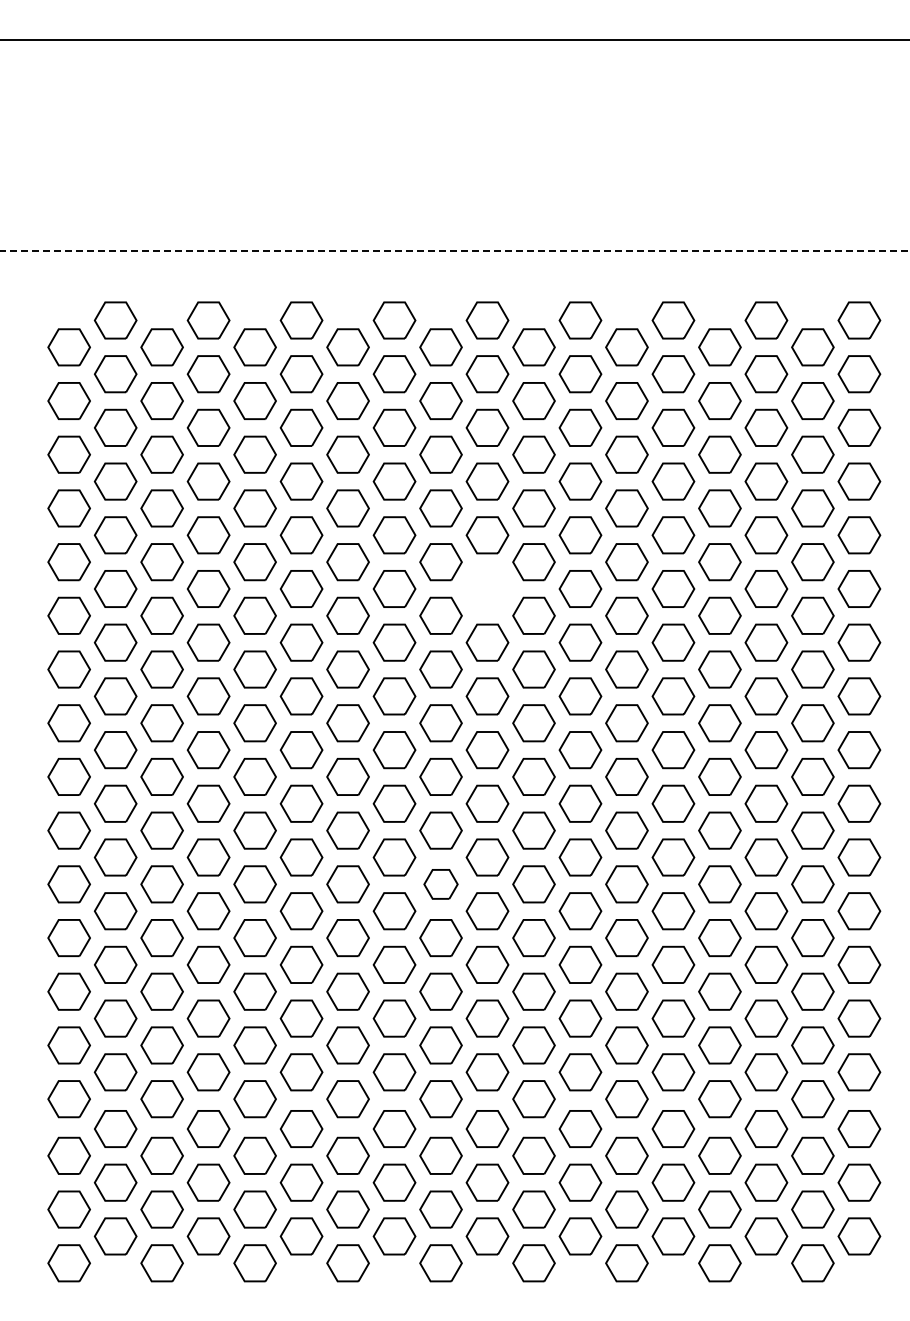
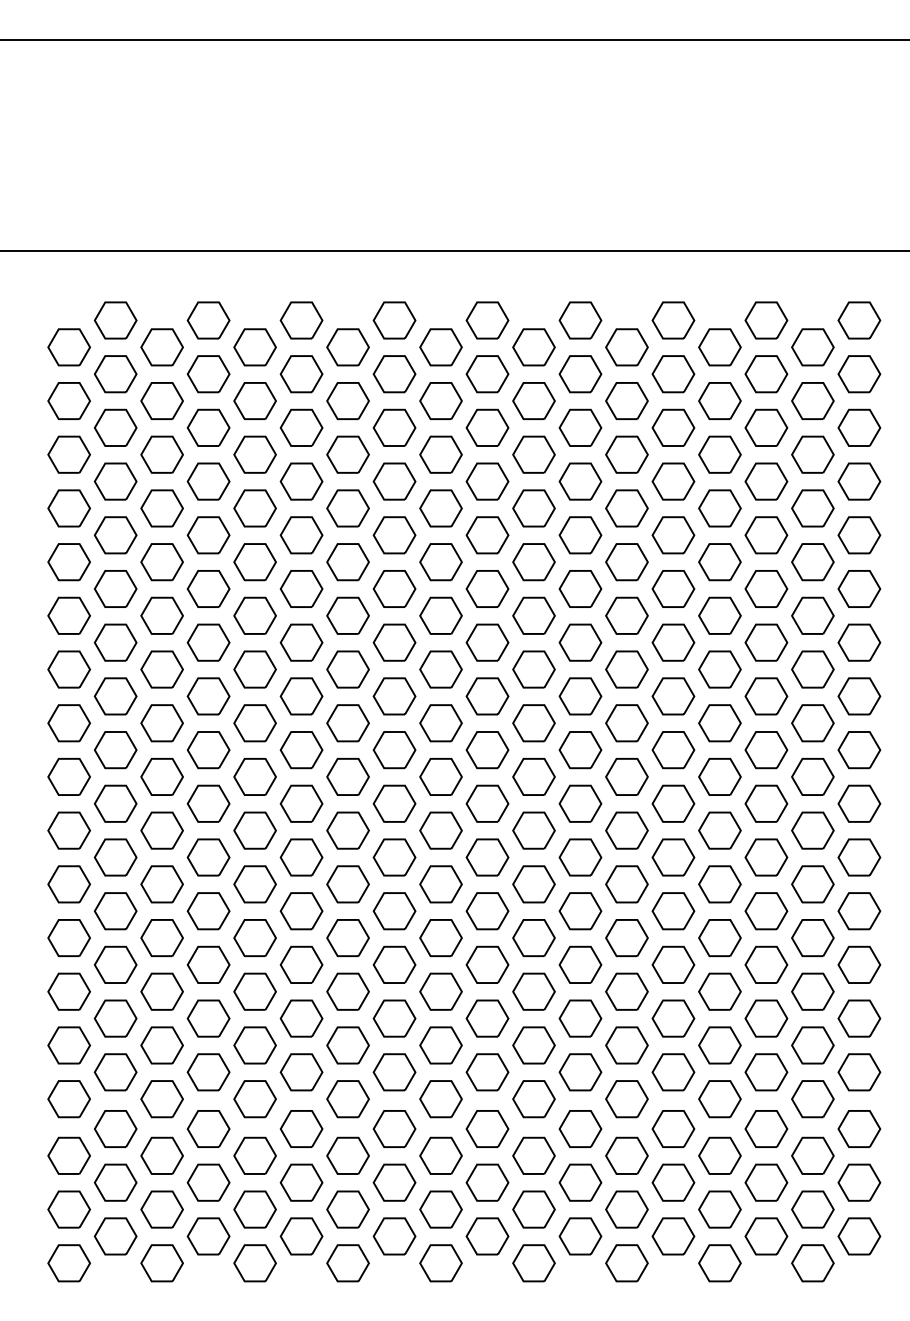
line: dashed -> solid (455, 250)
part: none -> present (487, 588)
part size: 36x31 px -> 44x39 px (440, 884)
